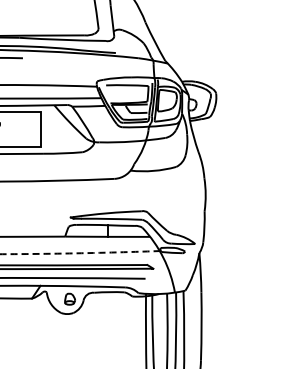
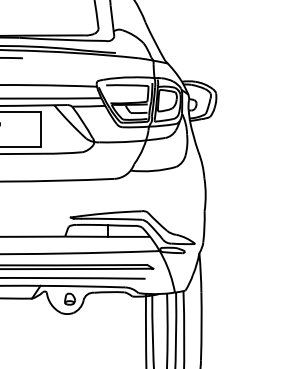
arc: dashed -> solid (79, 253)
